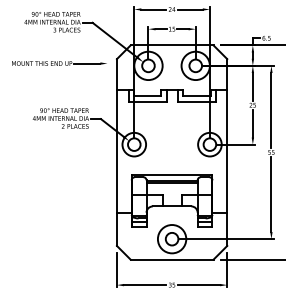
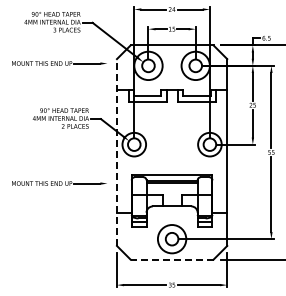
line: solid -> dashed (116, 152)
part: none -> present (59, 183)
line: solid -> dashed (171, 259)
